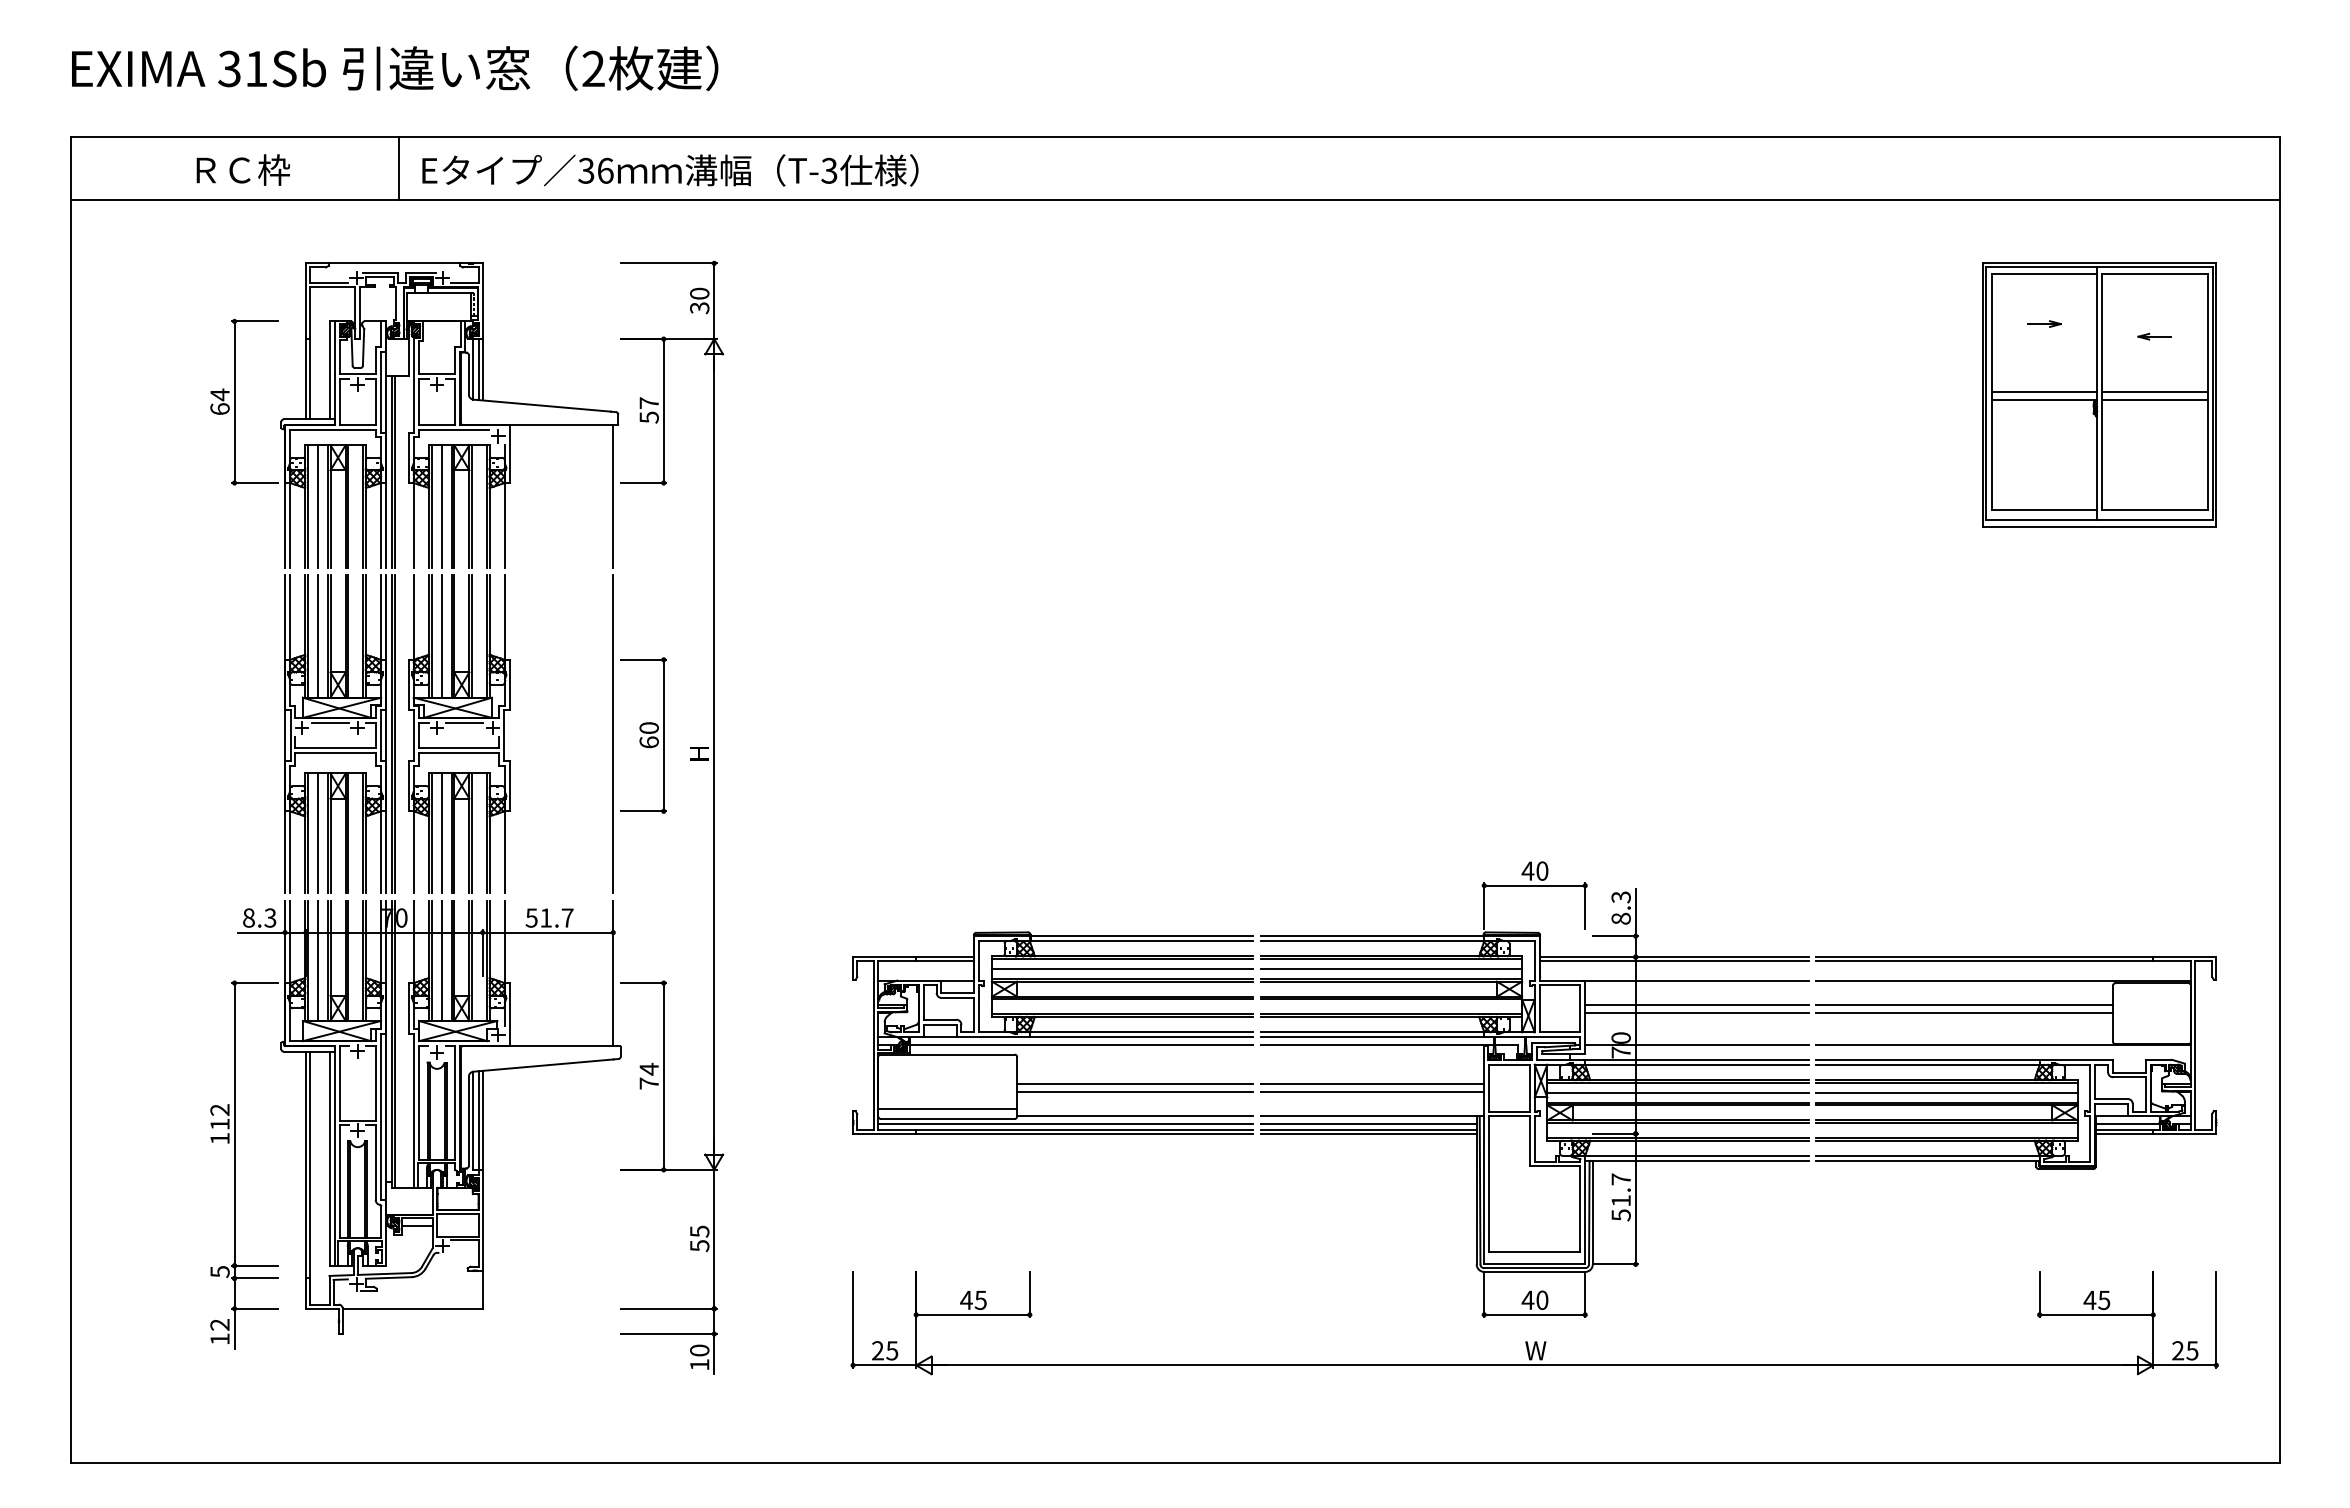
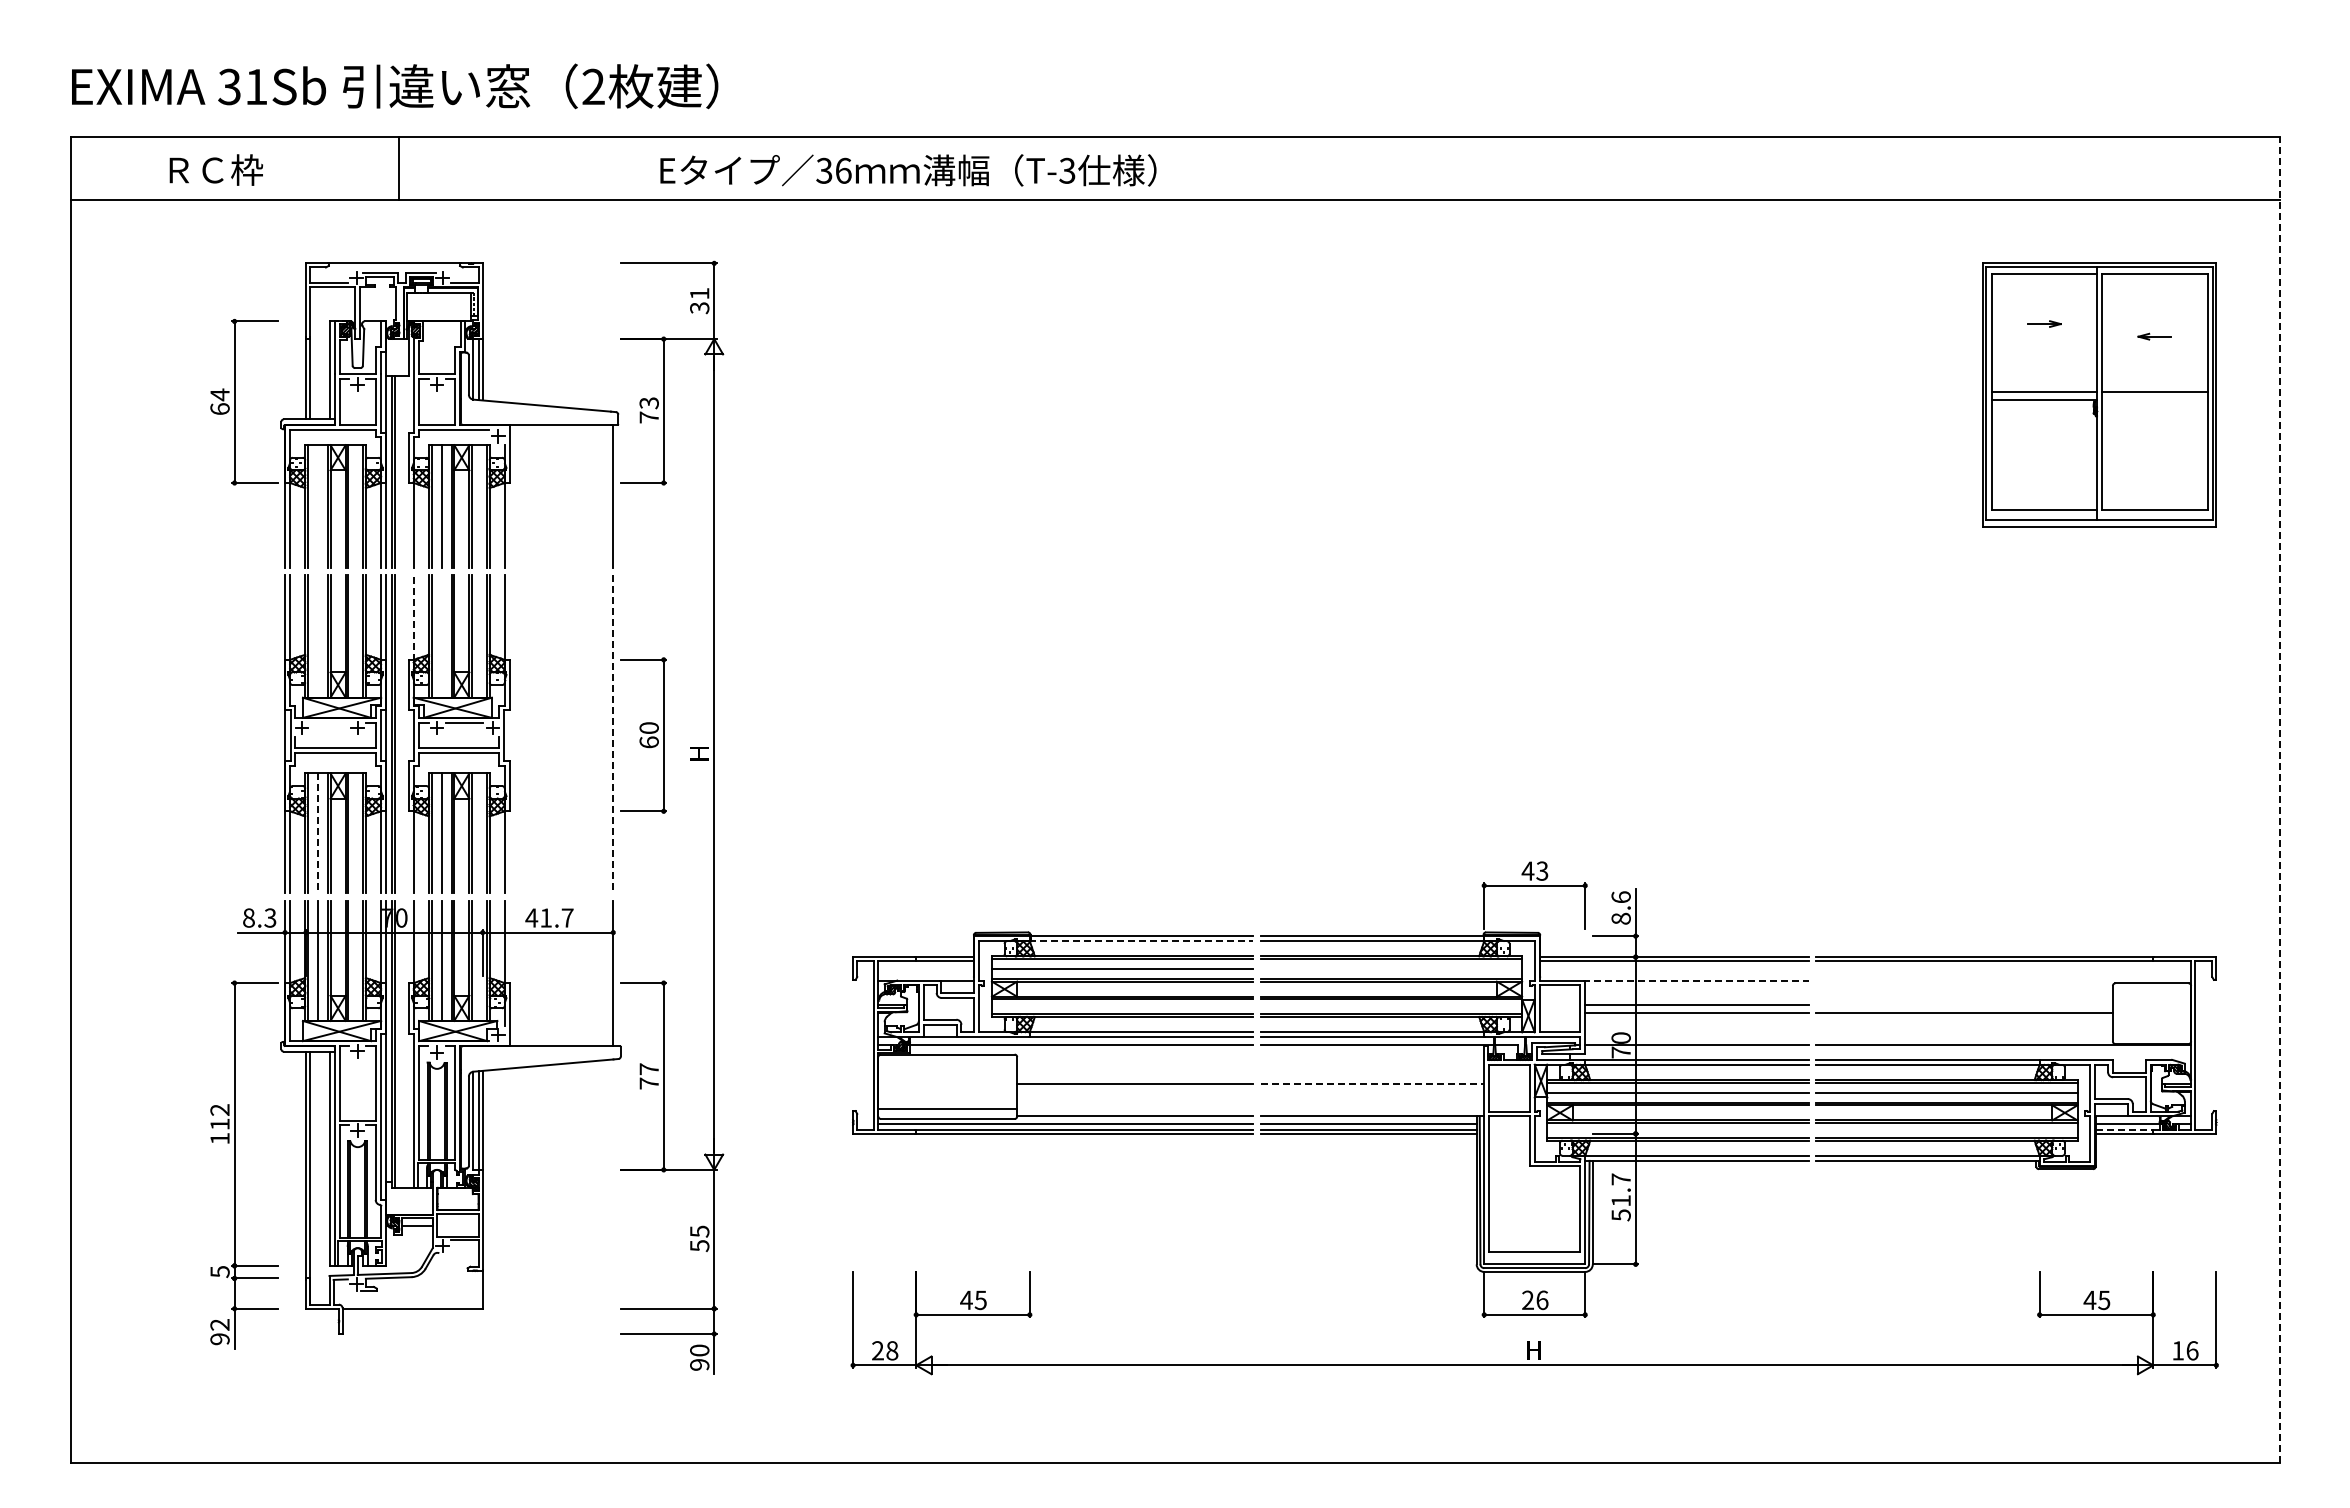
text position: (395, 68) -> (395, 86) (395, 86)
text position: (243, 169) -> (216, 169) (216, 169)
text position: (670, 170) -> (908, 170) (908, 170)
text: 30 -> 31 (699, 293)
line: present -> none (2154, 399)
text: 57 -> 73 (648, 410)
line: present -> none (317, 506)
line: solid -> dashed (413, 618)
line: present -> none (317, 636)
line: present -> none (441, 636)
line: present -> none (330, 722)
line: solid -> dashed (613, 734)
line: solid -> dashed (2279, 799)
line: solid -> dashed (317, 833)
text: 40 -> 43 (1542, 870)
text: 8.3 -> 8.6 (1620, 897)
text: 51.7 -> 41.7 (531, 917)
line: solid -> dashed (1141, 941)
line: present -> none (1391, 969)
line: solid -> dashed (1695, 980)
line: present -> none (2003, 980)
line: present -> none (1964, 1004)
text: 74 -> 77 (648, 1068)
line: solid -> dashed (1372, 1083)
line: present -> none (1135, 1092)
line: present -> none (1372, 1092)
line: solid -> dashed (2125, 1129)
text: 40 -> 26 (1534, 1299)
text: 12 -> 92 (219, 1339)
text: 25 -> 28 (892, 1350)
text: W -> H (1535, 1350)
text: 25 -> 16 (2185, 1350)
text: 10 -> 90 (699, 1364)
